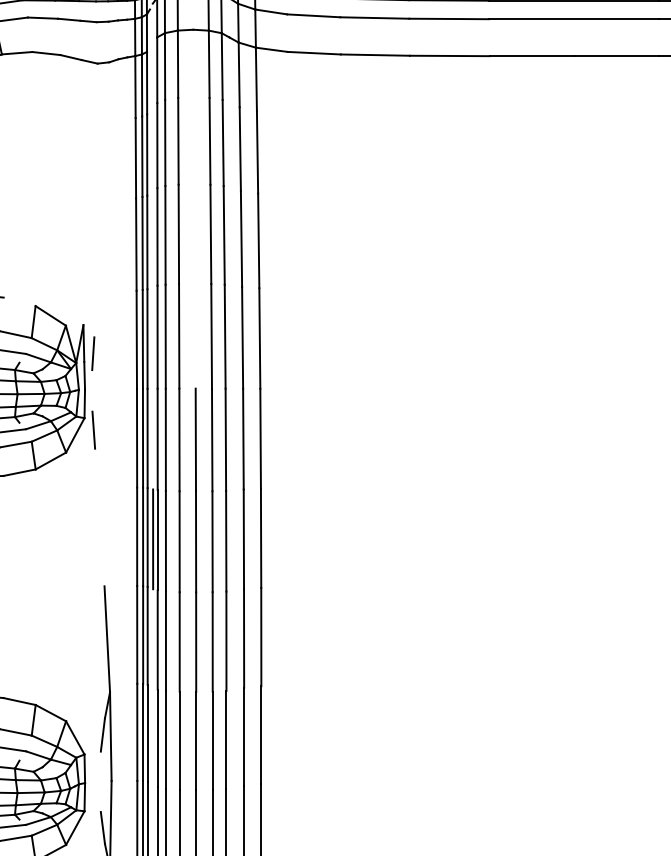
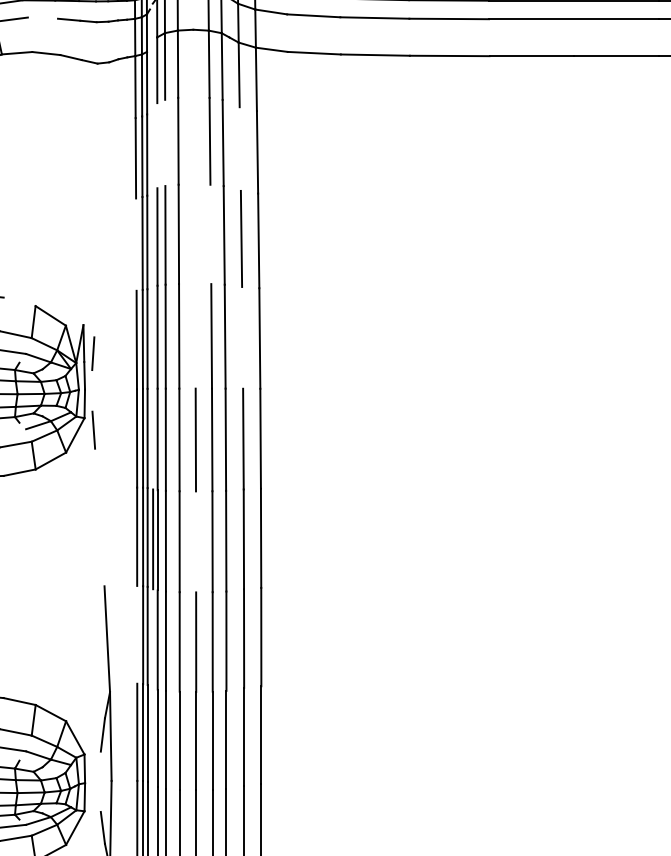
line: present -> none (42, 17)
line: present -> none (165, 142)
line: present -> none (157, 145)
line: present -> none (239, 148)
line: present -> none (210, 234)
line: present -> none (136, 244)
line: present -> none (242, 337)
line: present -> none (14, 430)
line: present -> none (196, 541)
line: present -> none (137, 634)
